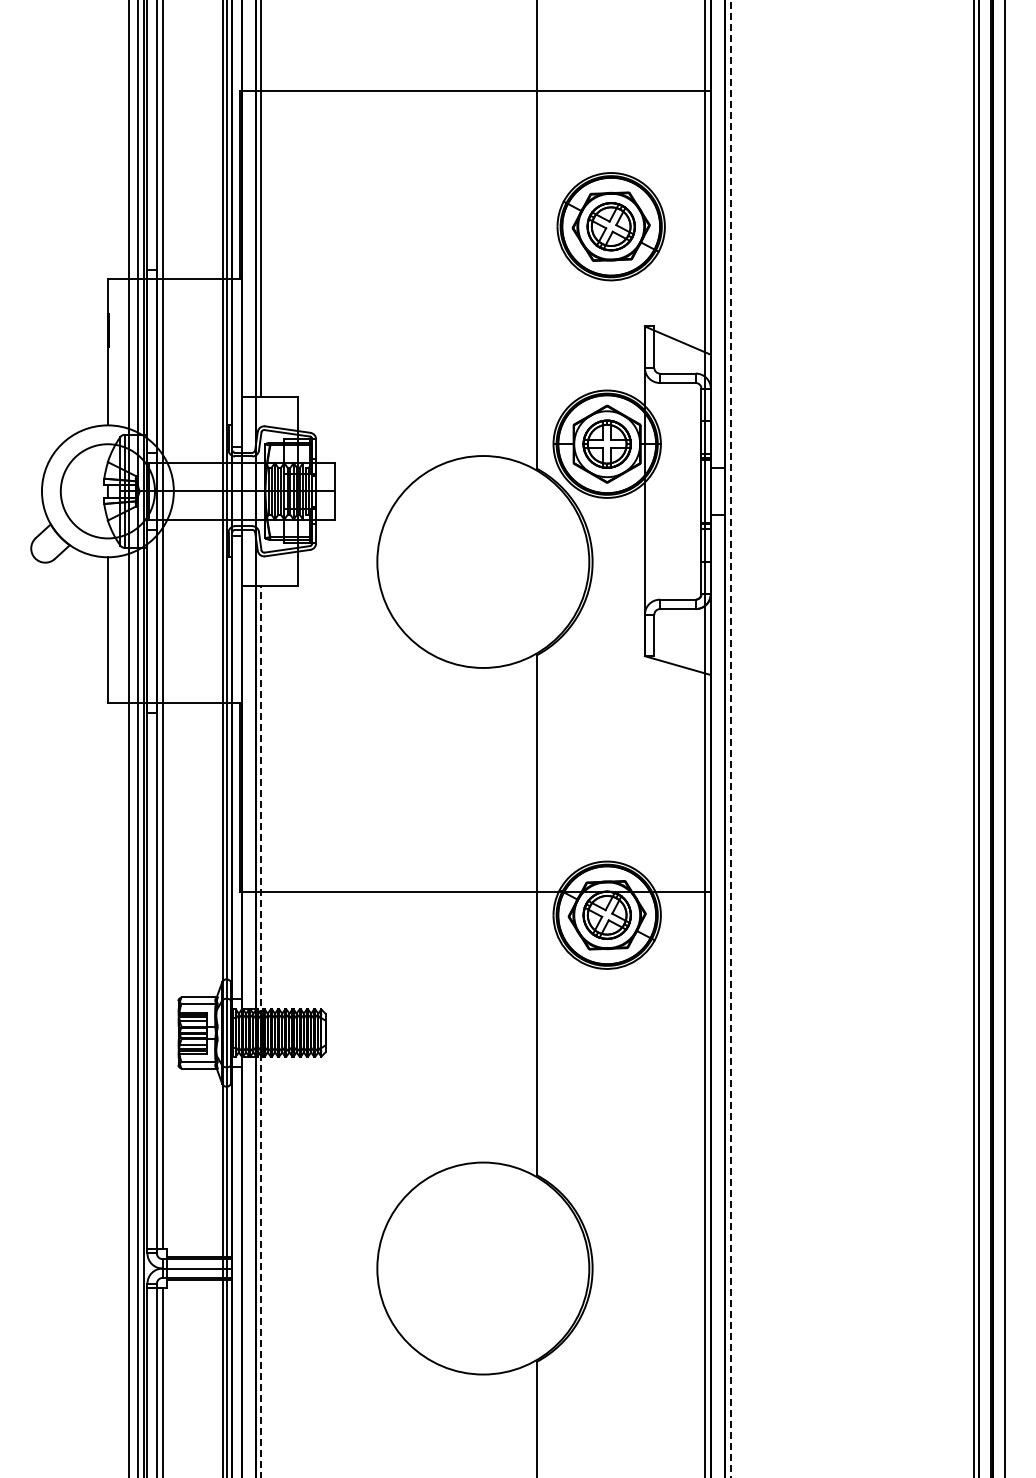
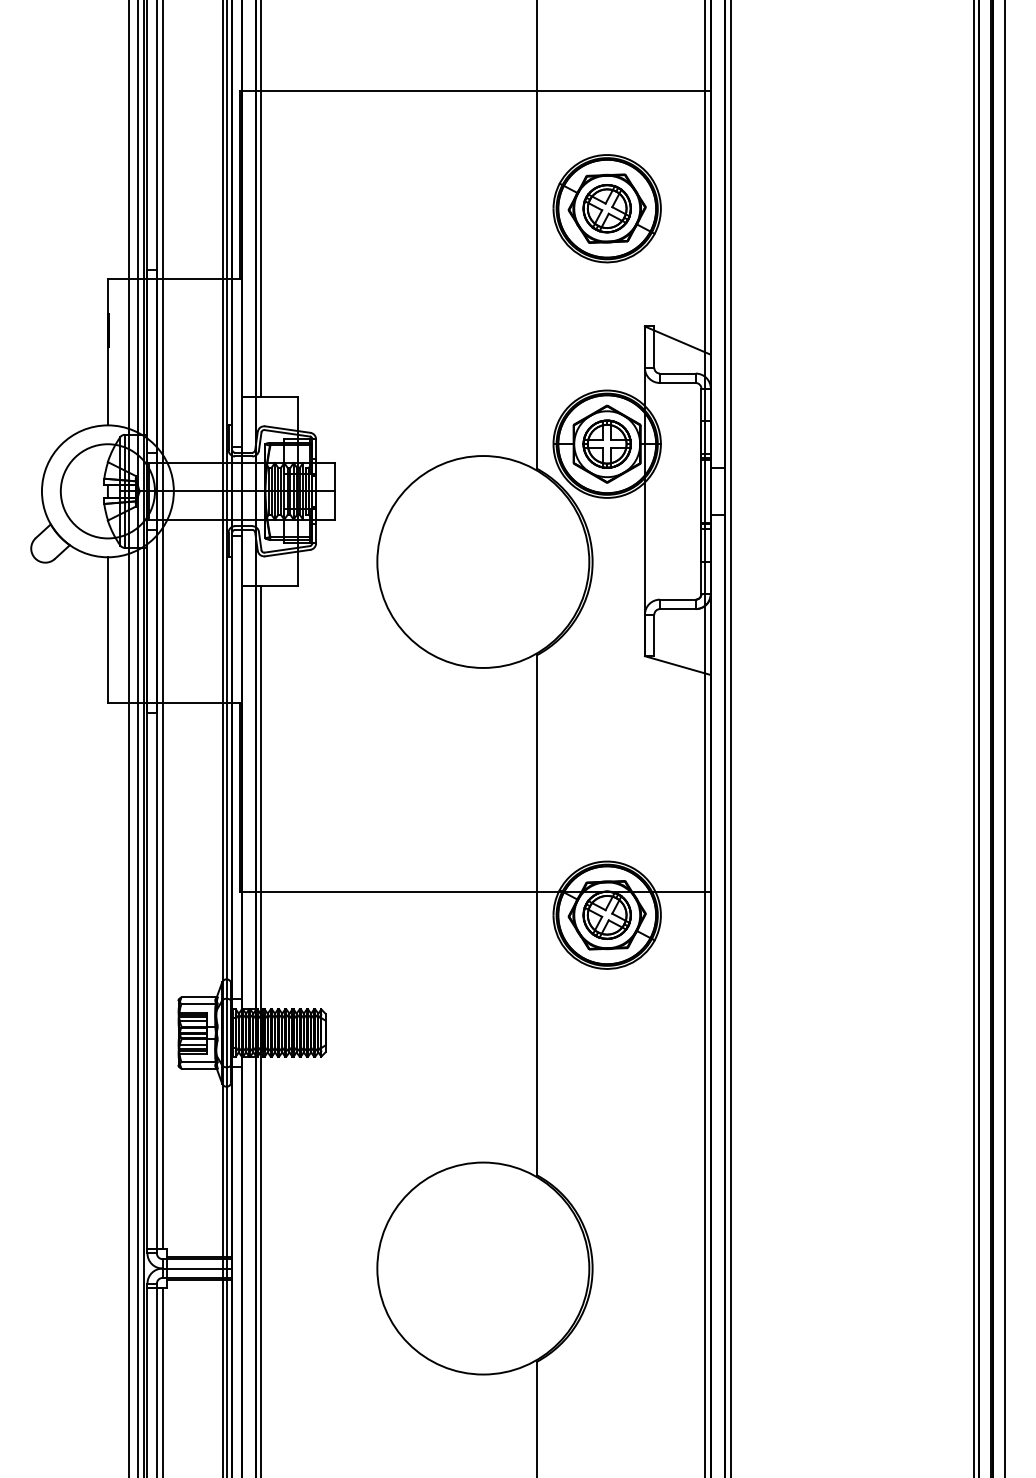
part position: (610, 226) -> (606, 208) (606, 208)
line: dashed -> solid (730, 737)
line: dashed -> solid (261, 1031)
